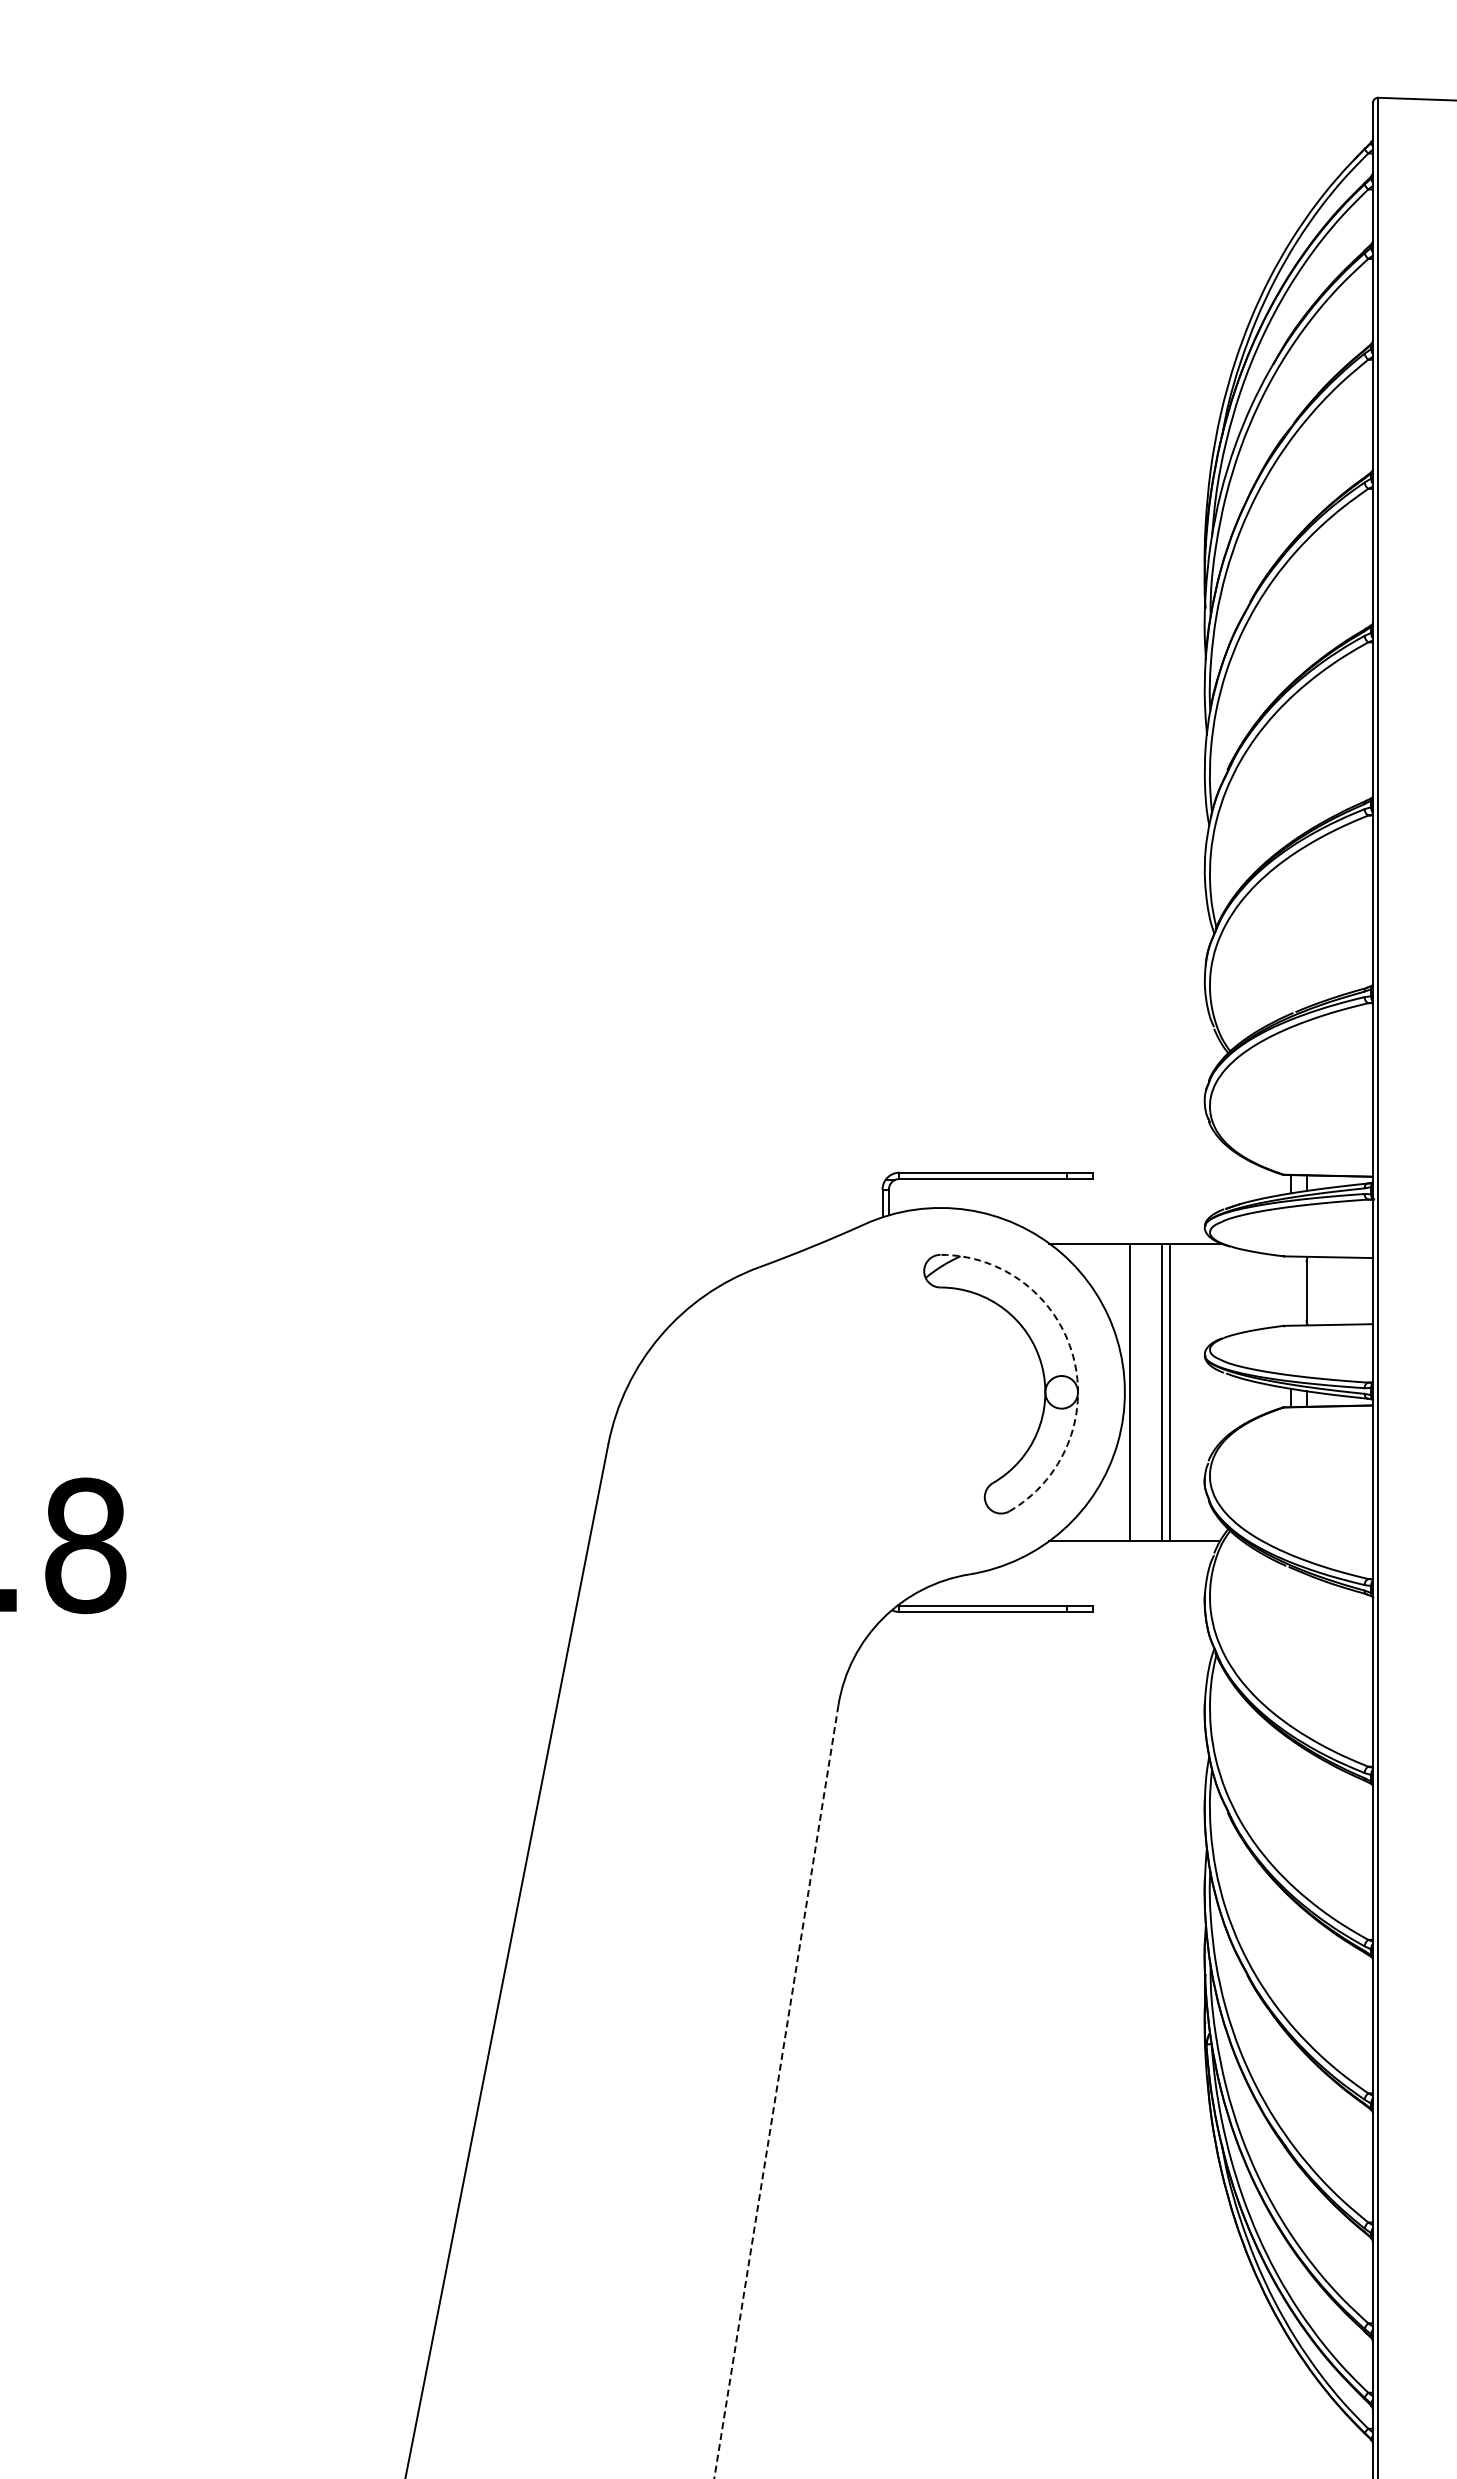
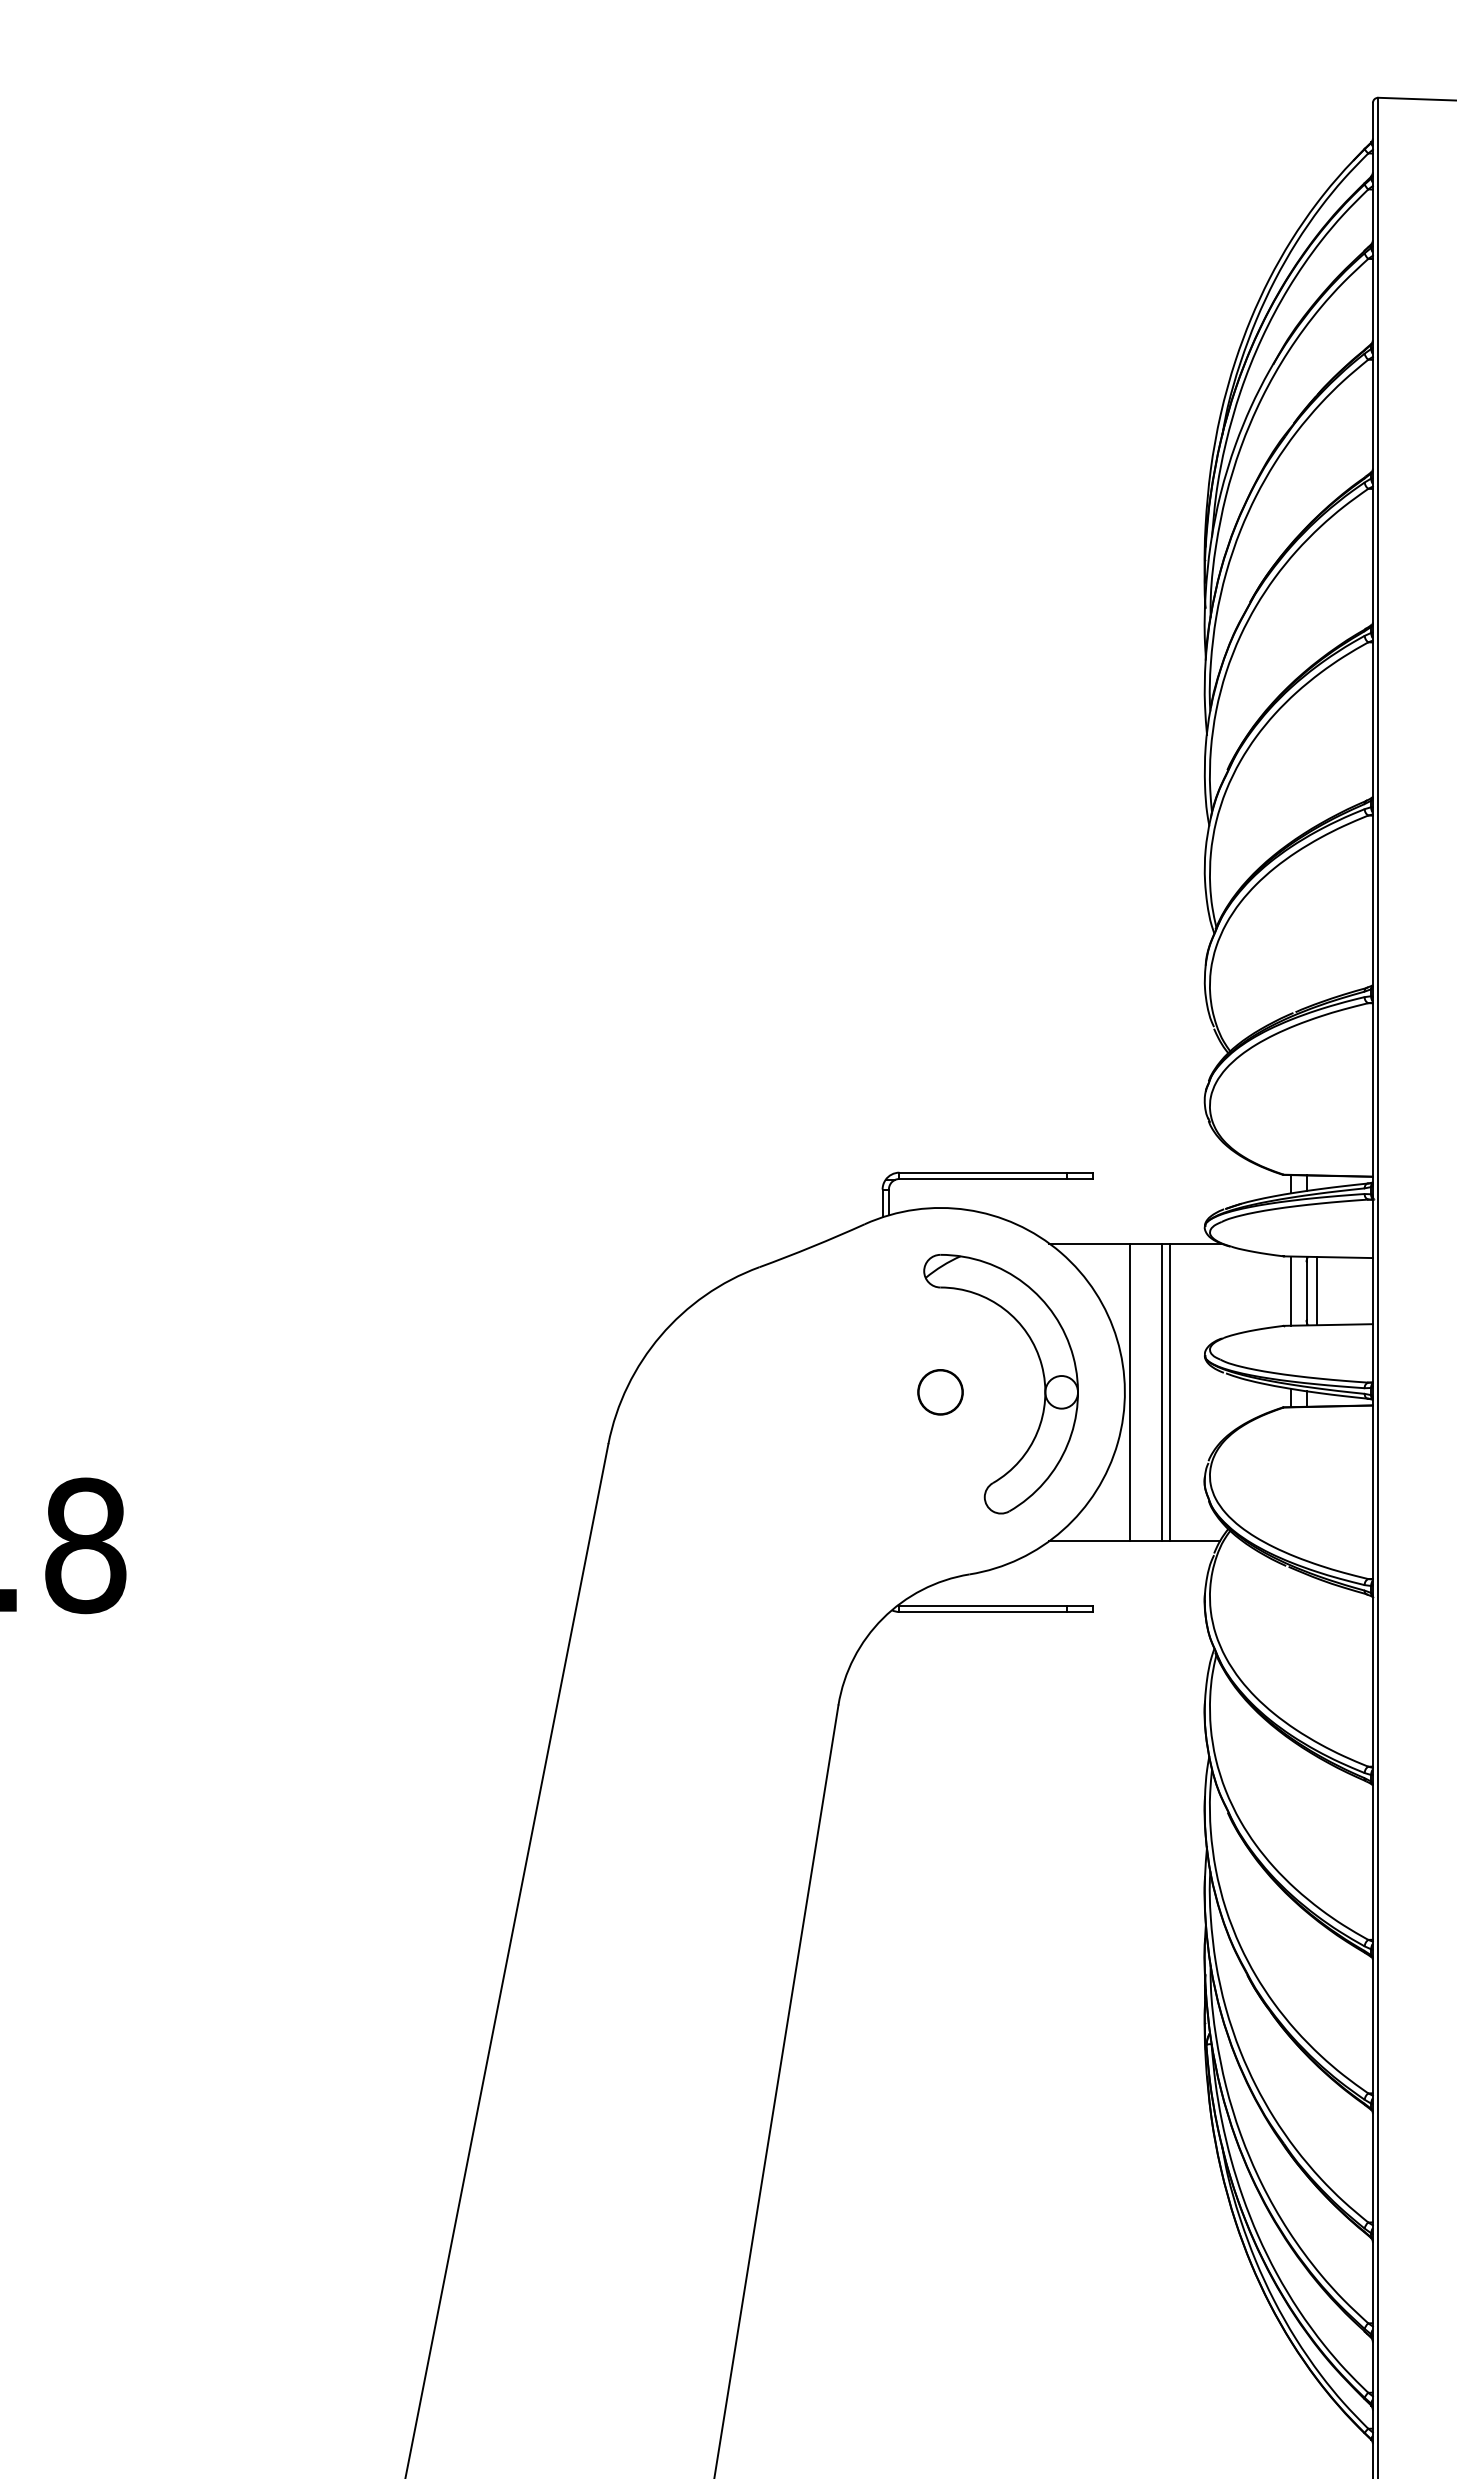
line: none -> present (1290, 1290)
line: none -> present (1317, 1291)
arc: dashed -> solid (1073, 1356)
circle: none -> present (940, 1392)
line: dashed -> solid (776, 2092)
